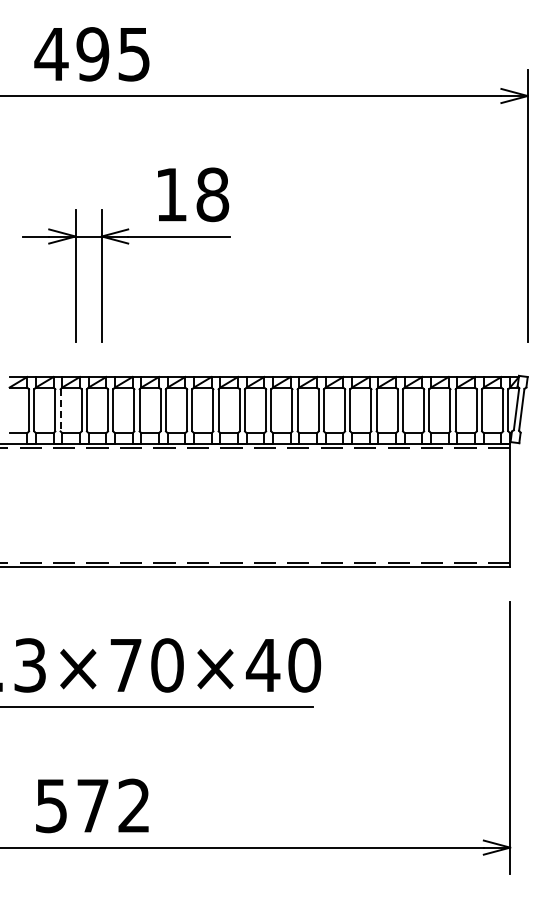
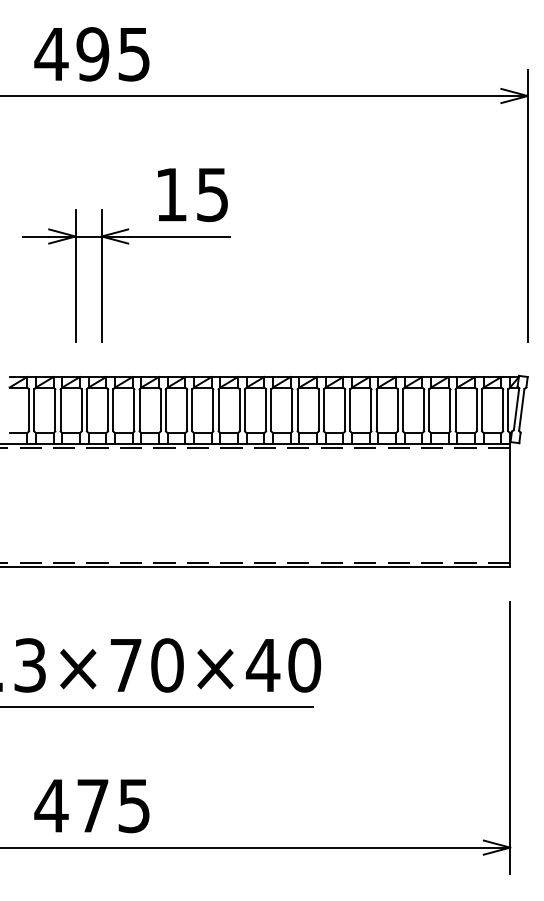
text: 18 -> 15 (212, 194)
line: dashed -> solid (60, 410)
text: 572 -> 475 (91, 805)
